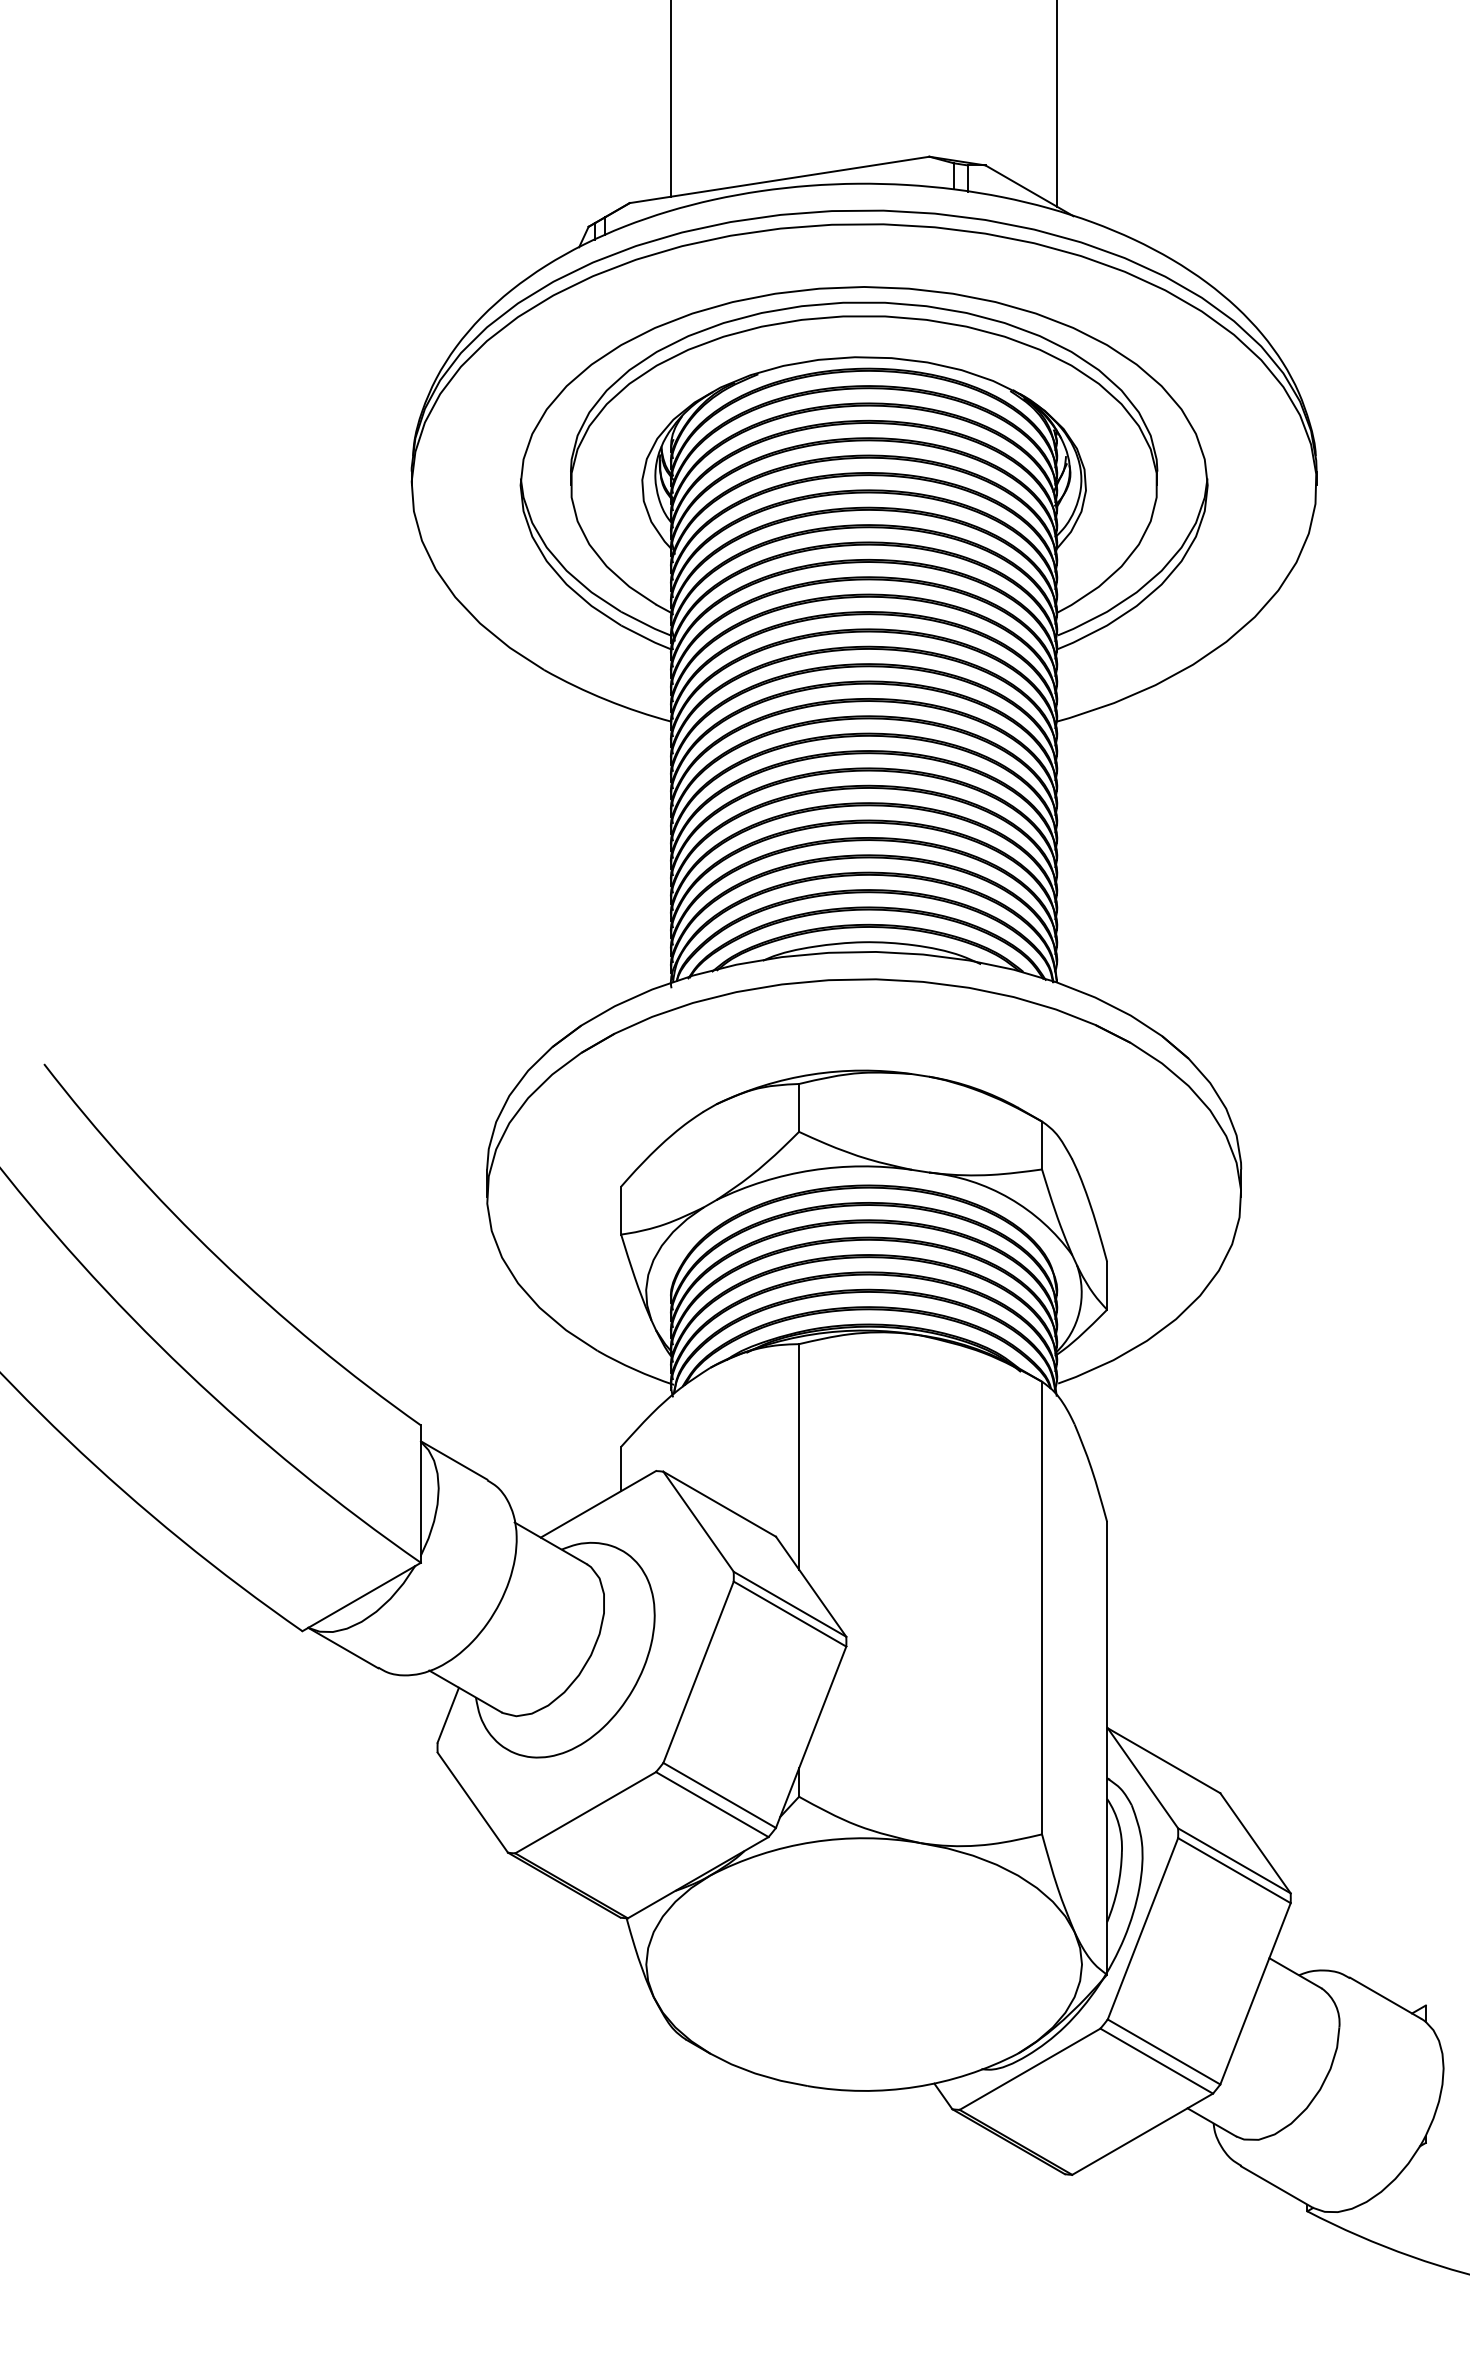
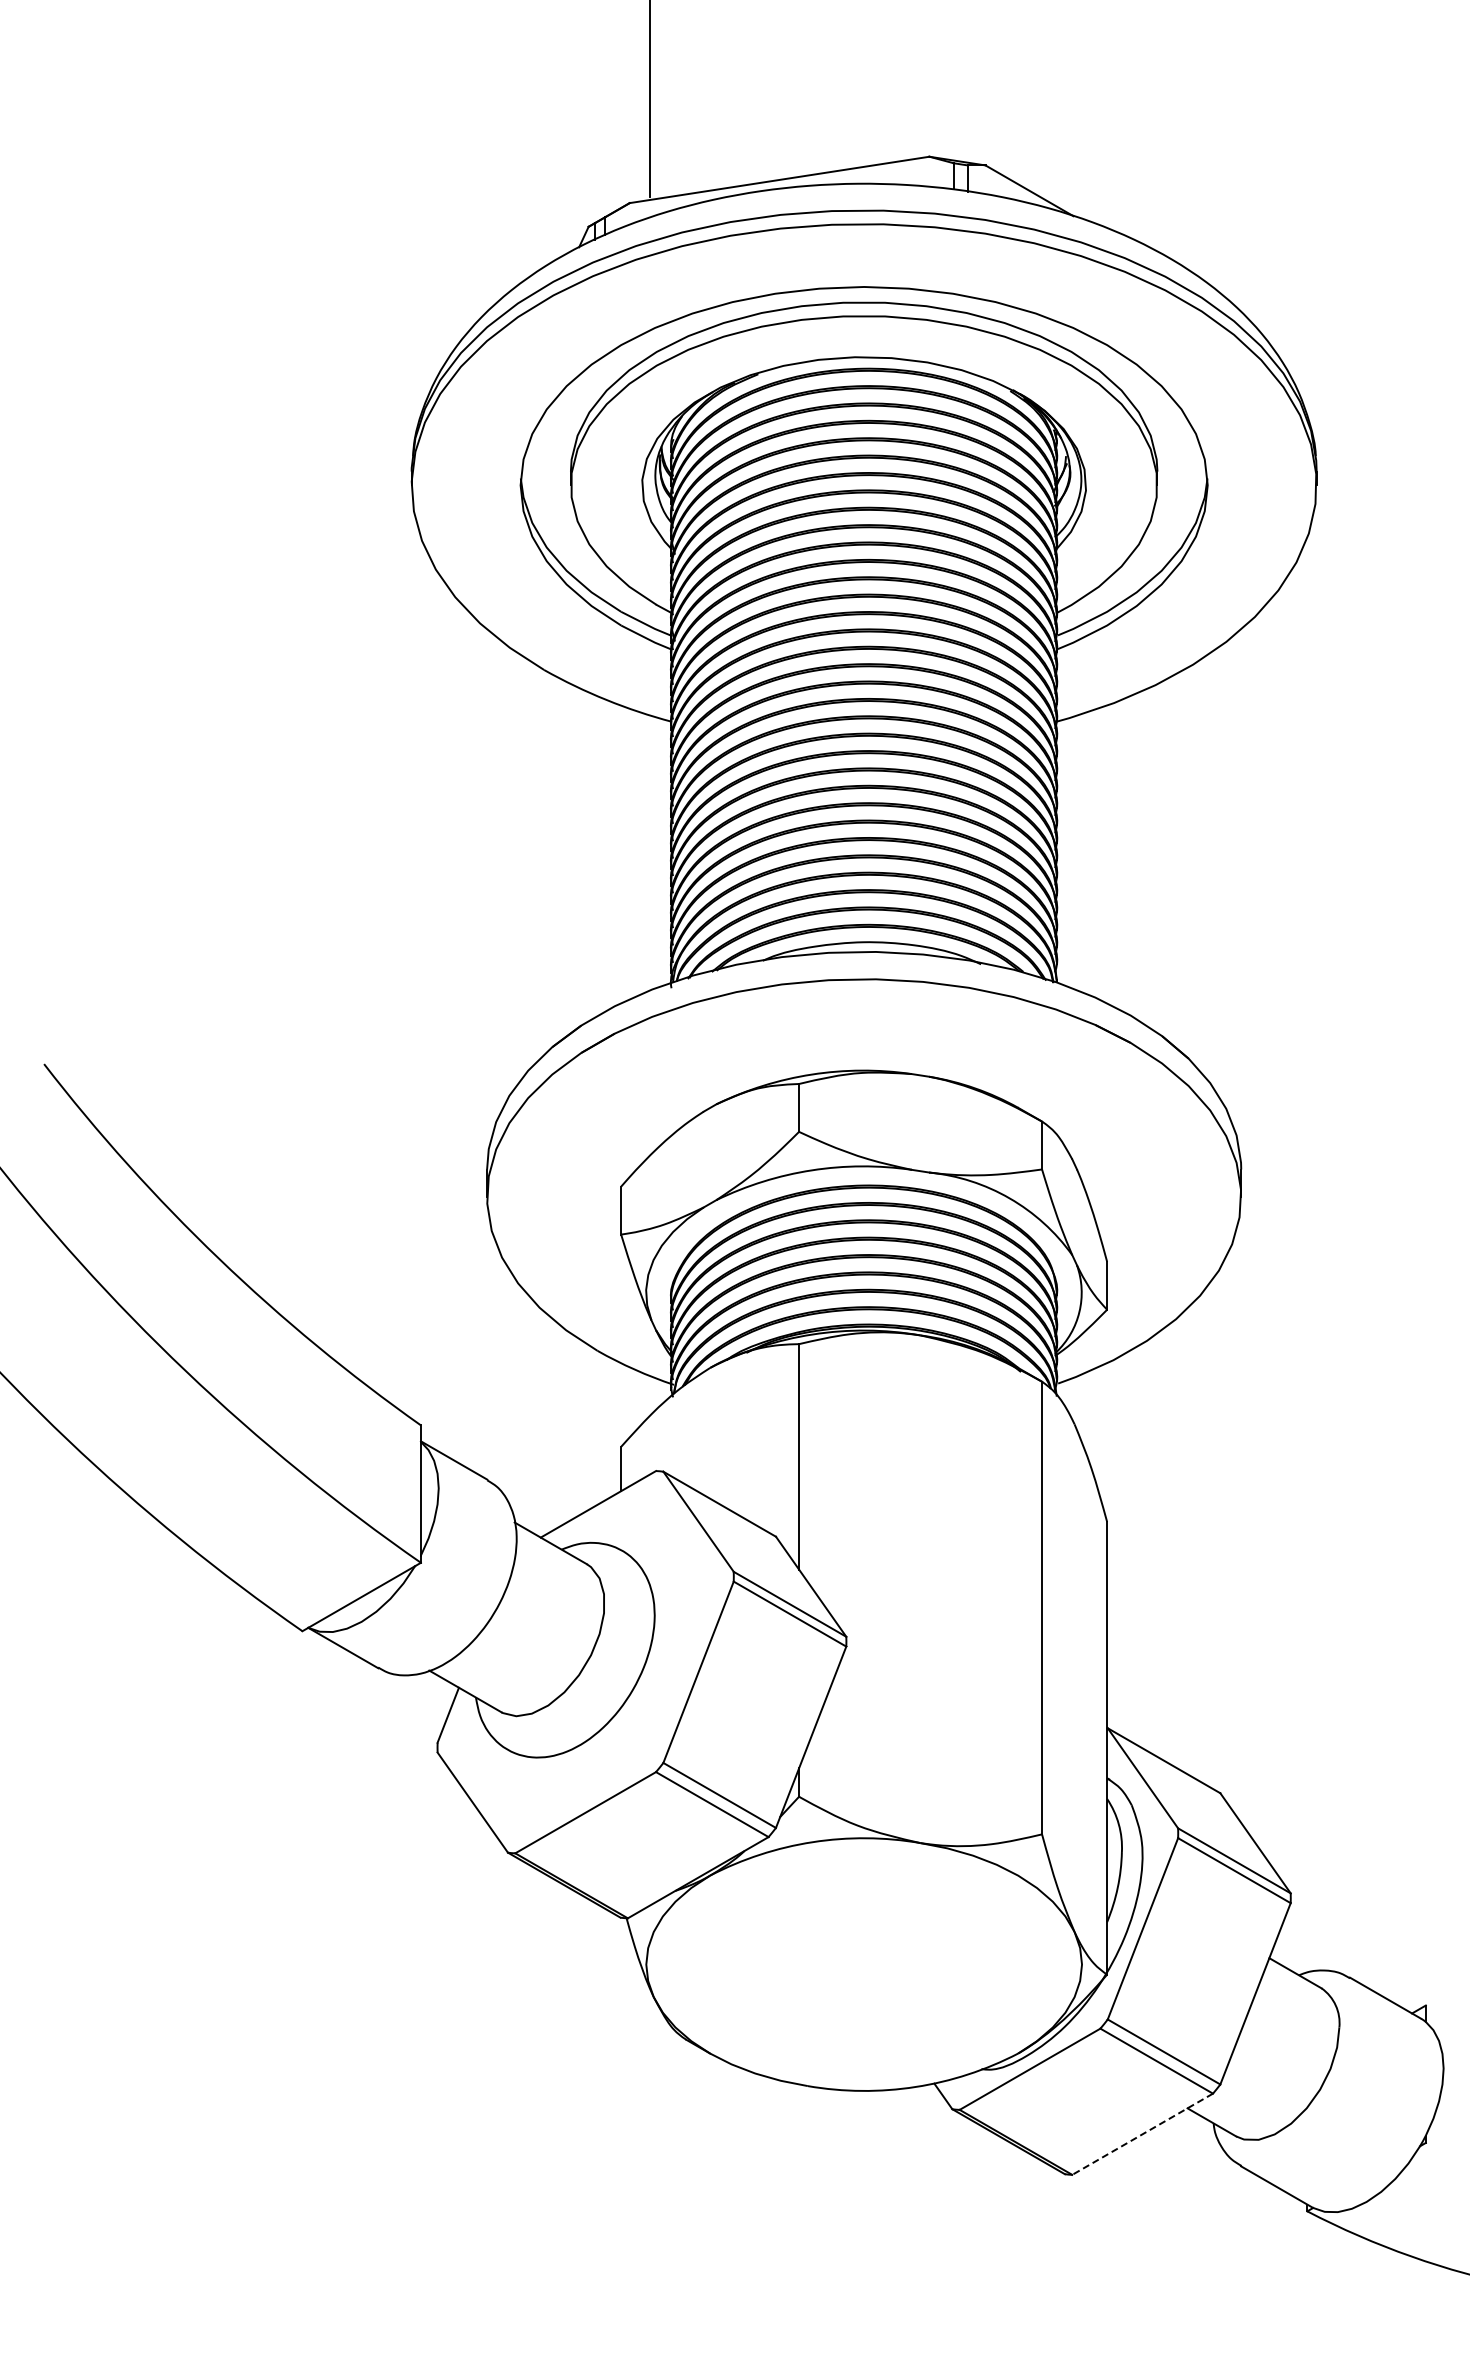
line position: (671, 99) -> (650, 99) (650, 99)
line: present -> none (1056, 104)
line: solid -> dashed (1142, 2134)
